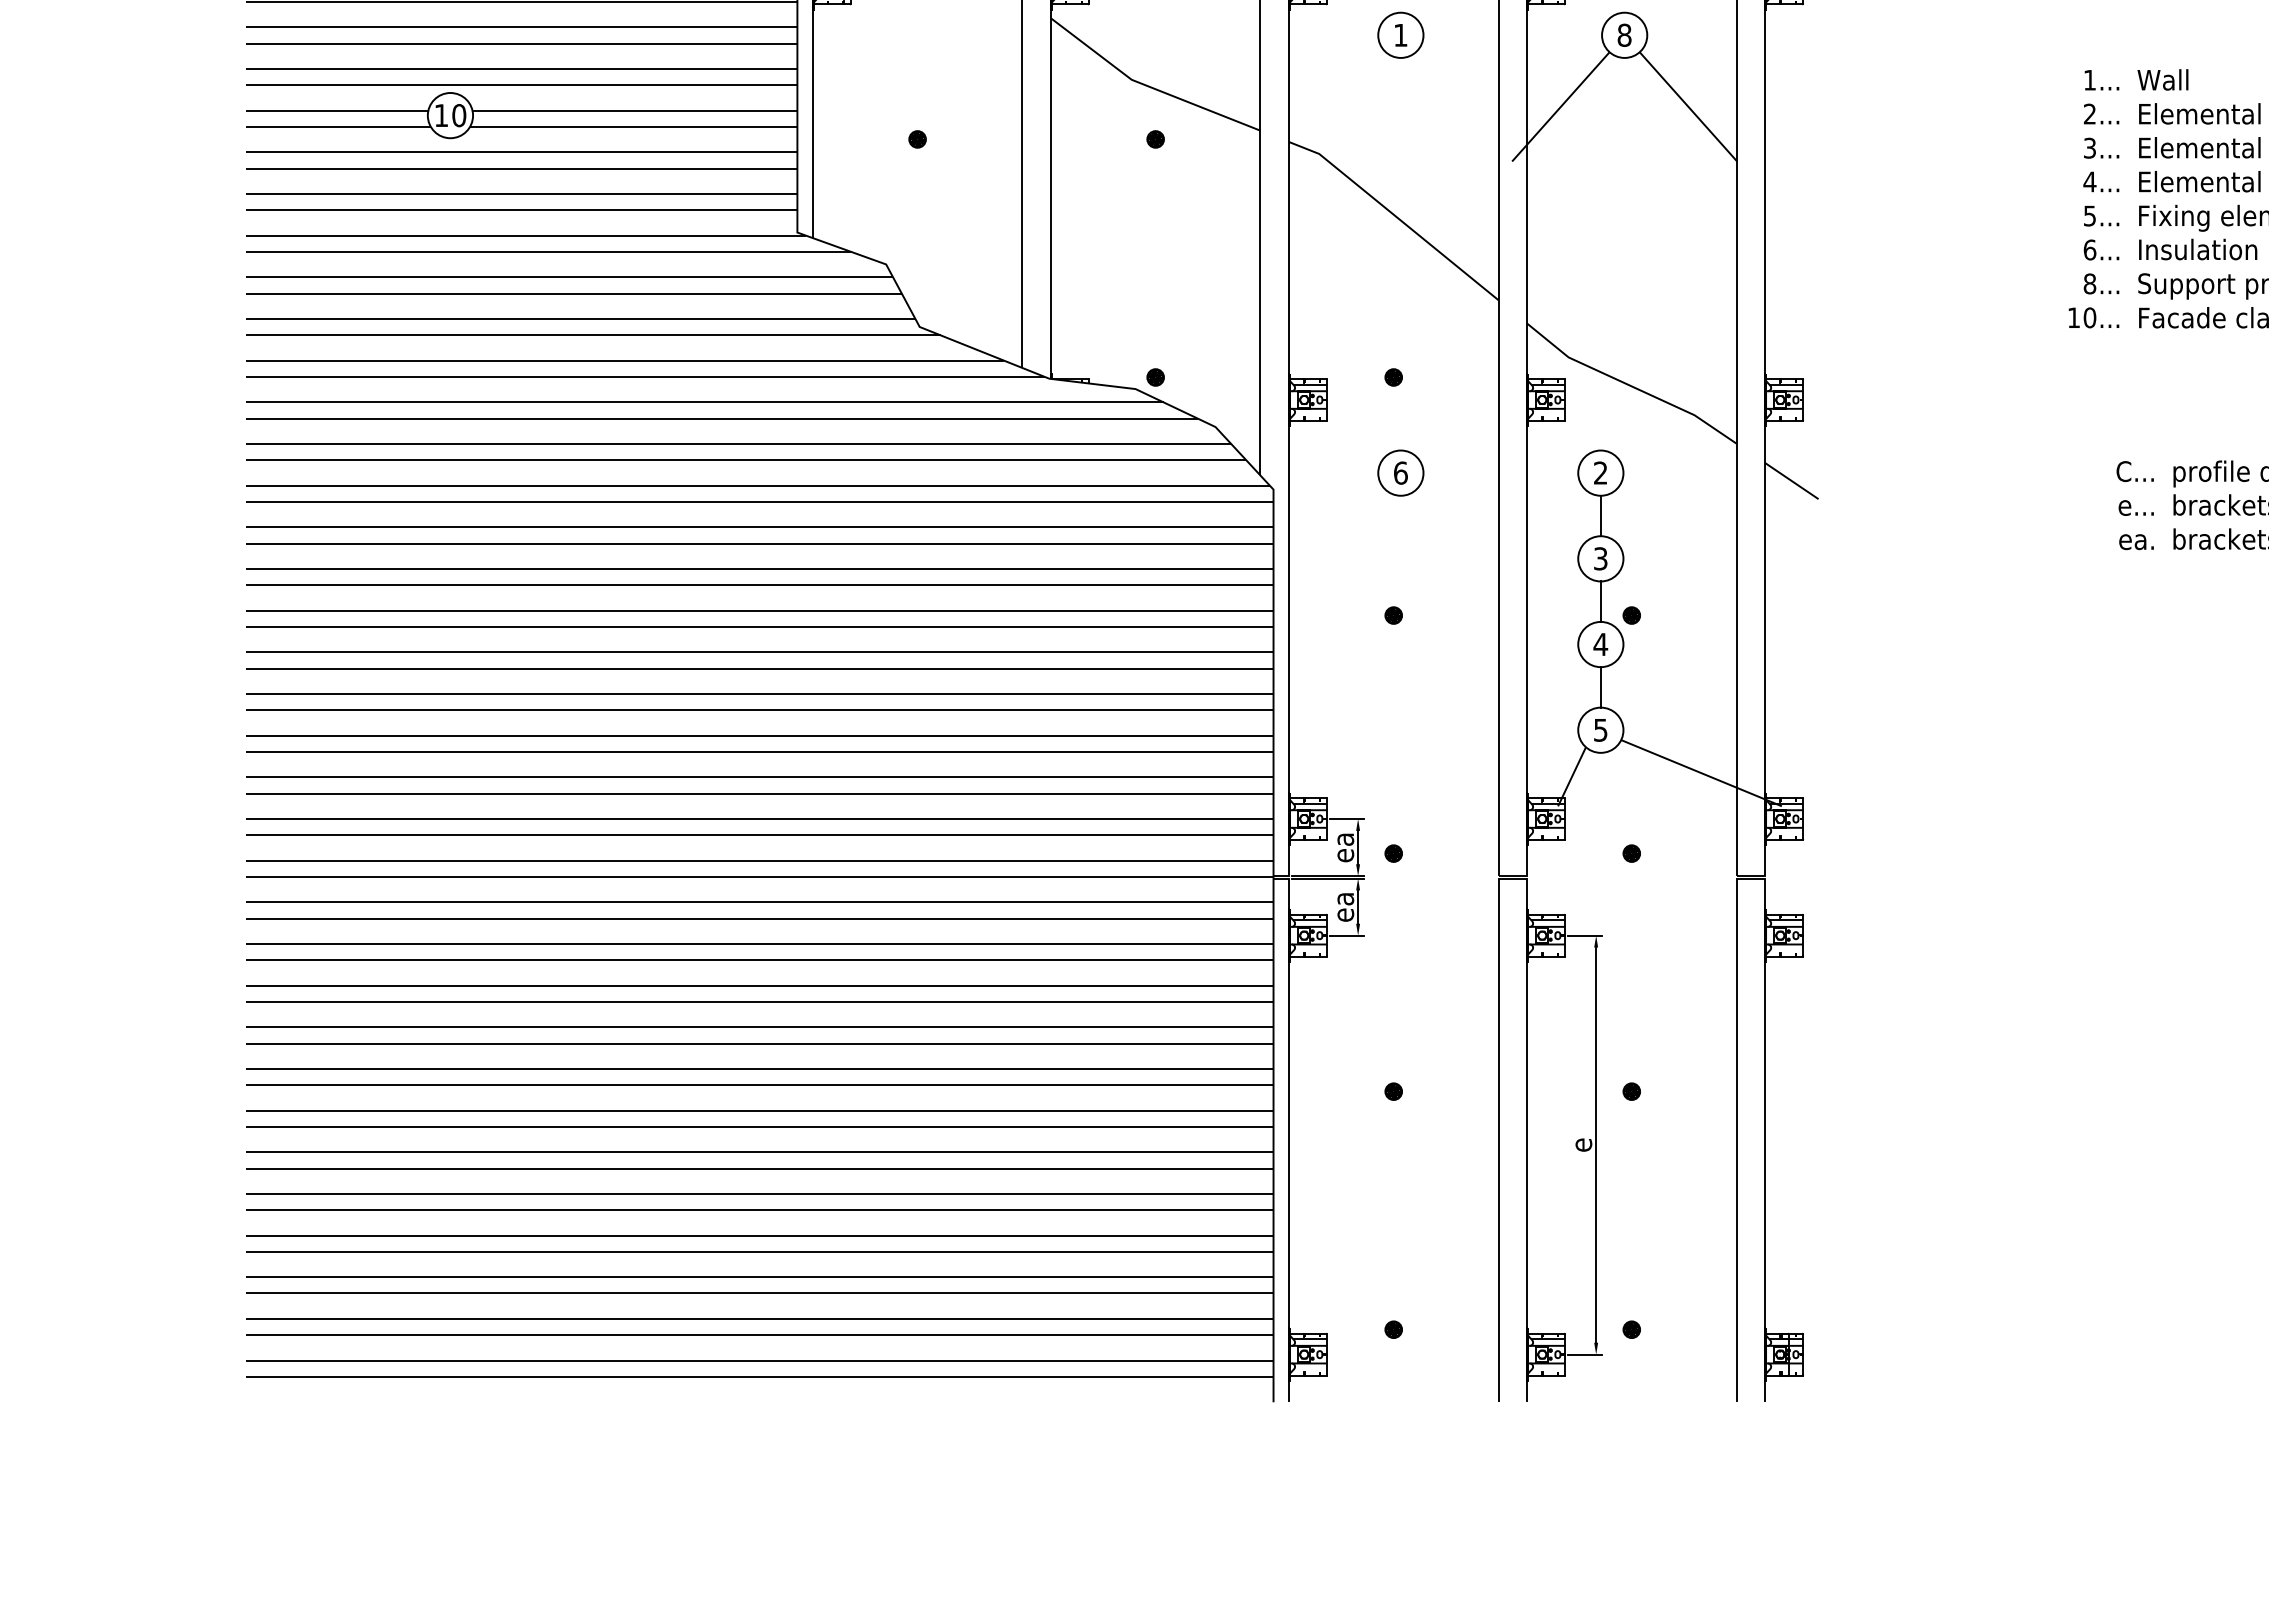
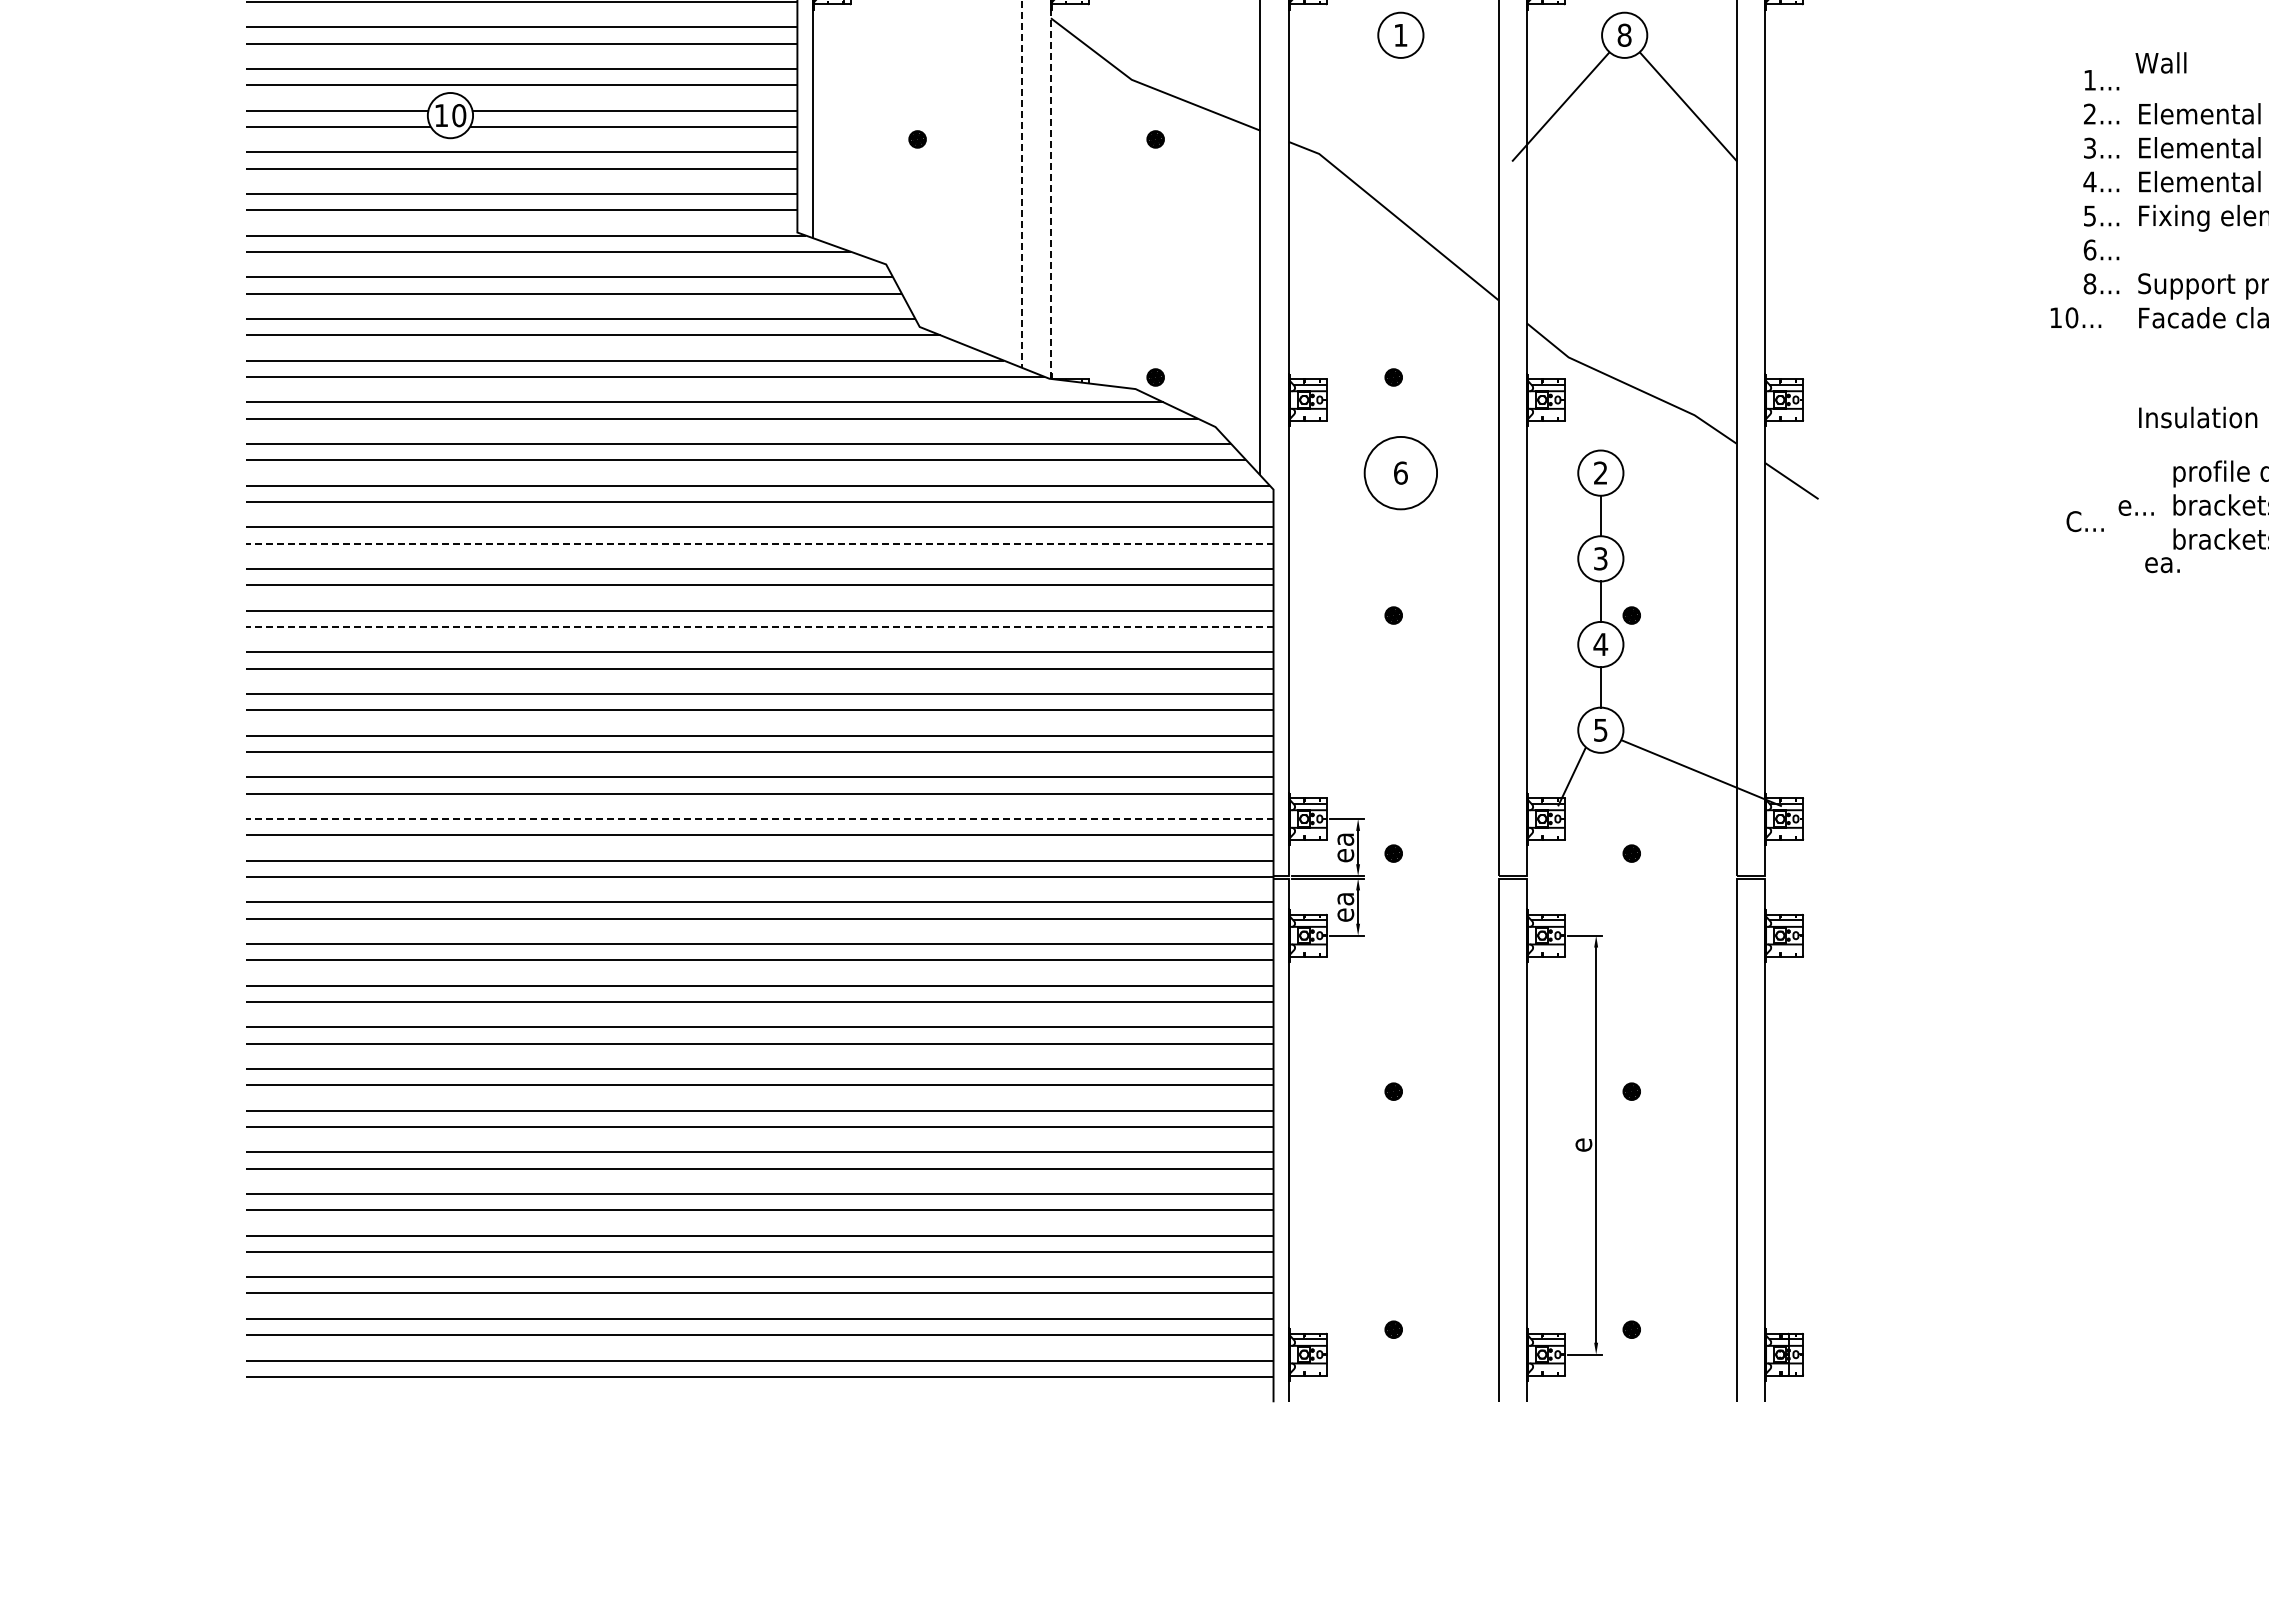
line: solid -> dashed (1050, 5)
text position: (2162, 79) -> (2160, 62) (2160, 62)
text position: (2198, 249) -> (2198, 417) (2198, 417)
text position: (2093, 317) -> (2075, 317) (2075, 317)
text position: (2134, 471) -> (2084, 521) (2084, 521)
circle diameter: 45 px -> 72 px (1400, 472)
text position: (2136, 542) -> (2162, 565) (2162, 565)
line: solid -> dashed (759, 543)
line: solid -> dashed (759, 626)
line: solid -> dashed (759, 819)
